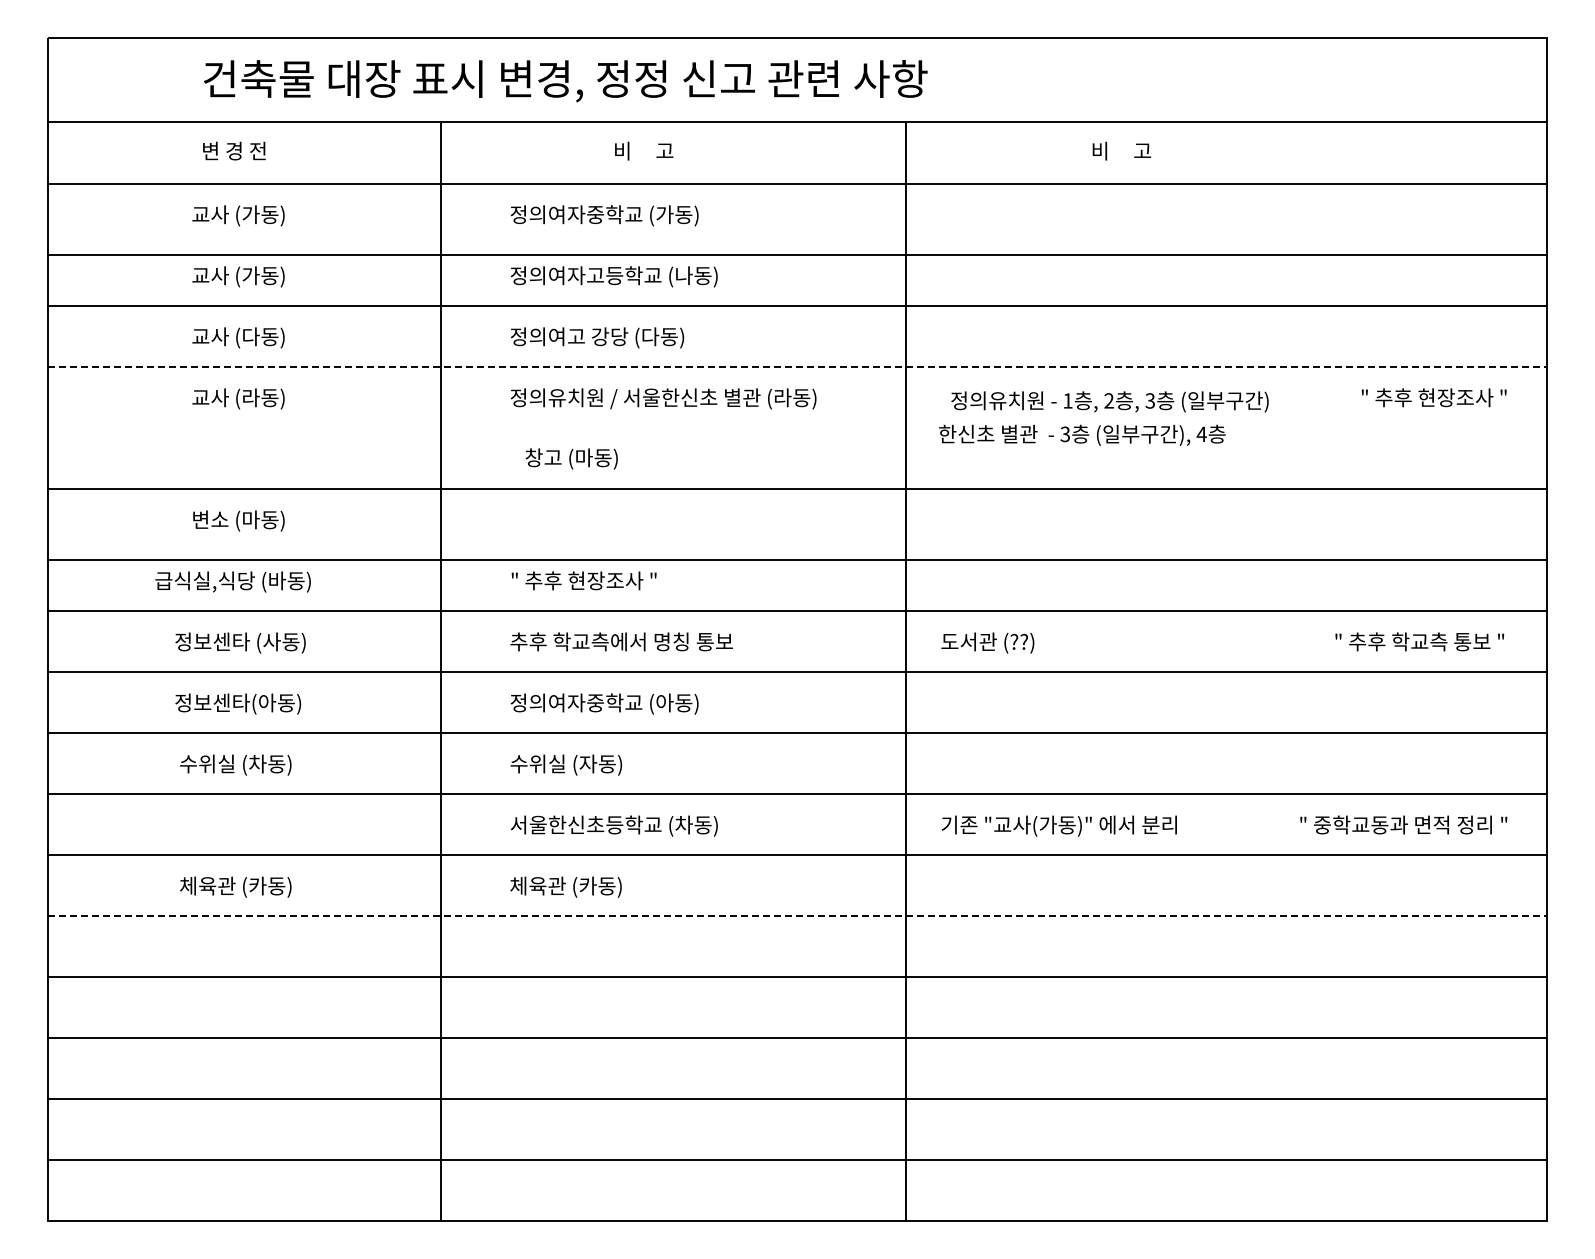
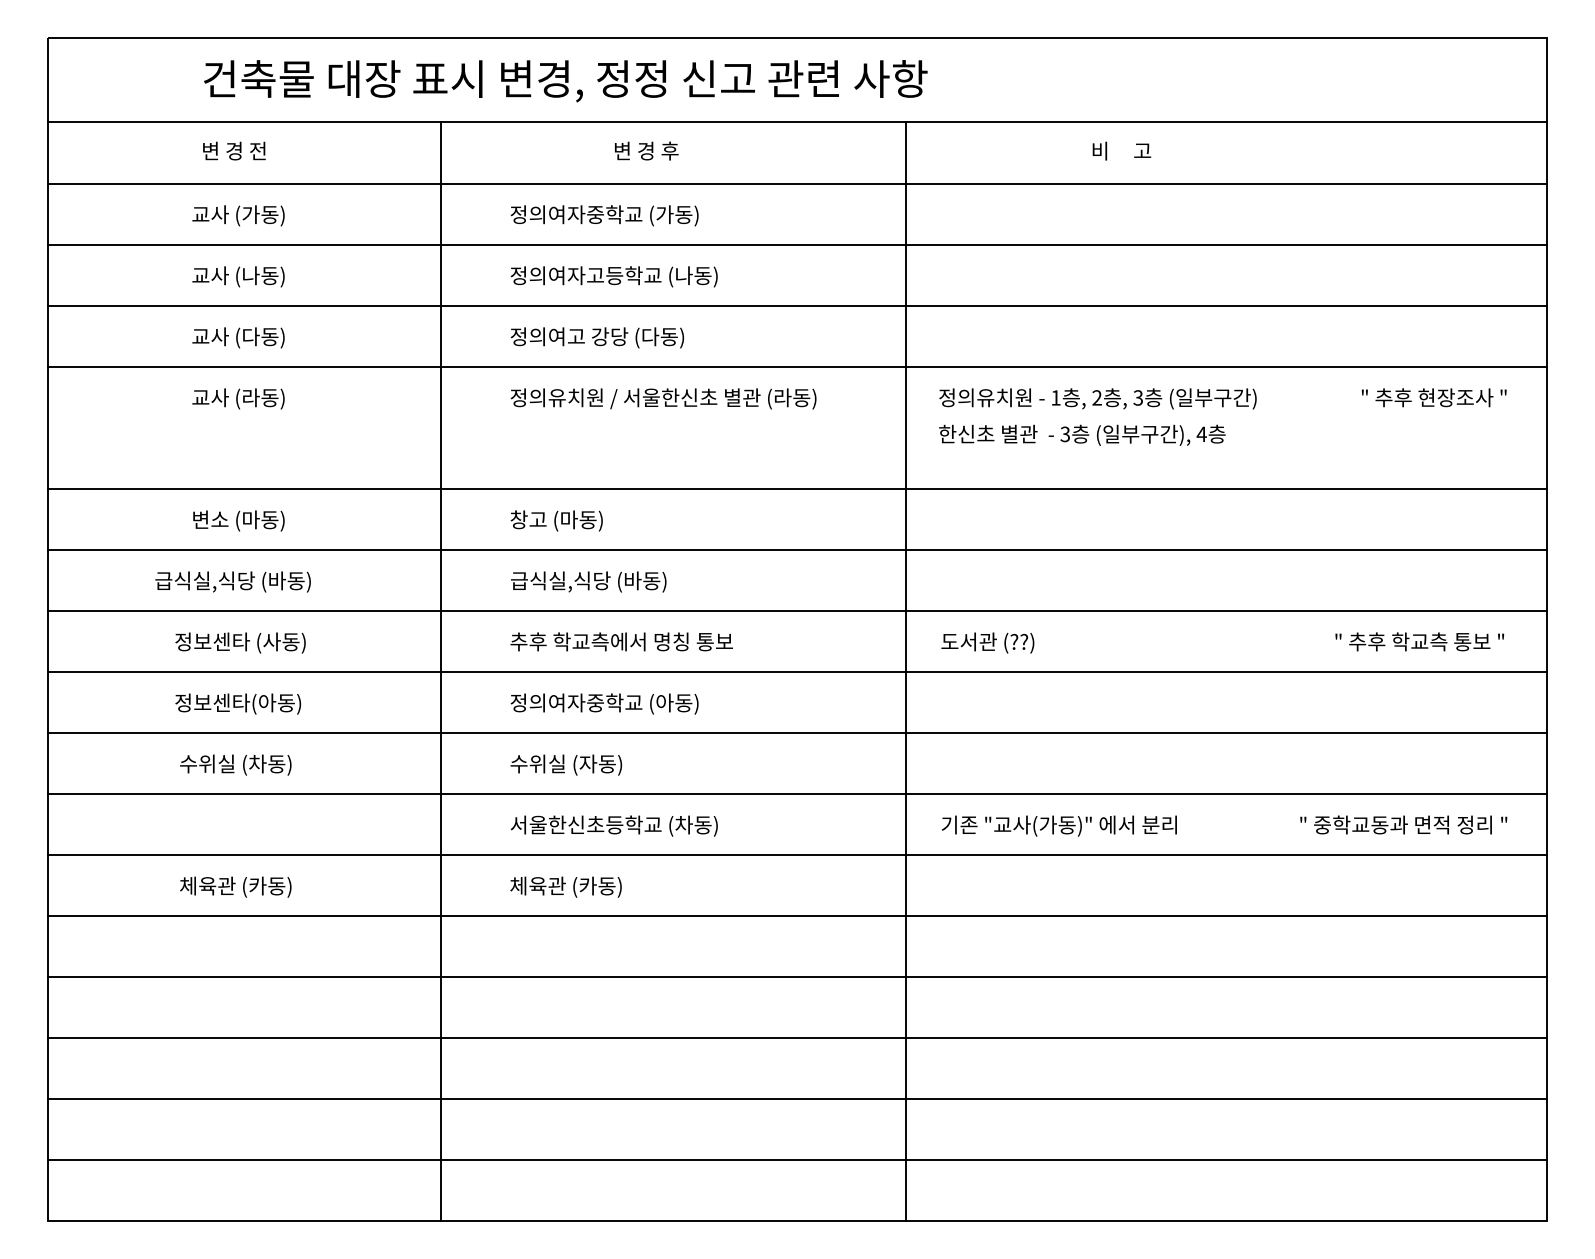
text: 비     고 -> 변 경 후 (646, 150)
line position: (797, 254) -> (797, 244) (797, 244)
text: 교사 (가동) -> 교사 (나동) (250, 274)
line: dashed -> solid (797, 366)
text position: (1109, 401) -> (1097, 398) (1097, 398)
text position: (571, 458) -> (556, 520) (556, 520)
line position: (797, 559) -> (797, 549) (797, 549)
text: " 추후 현장조사 " -> 급식실,식당 (바동) (588, 581)
line: dashed -> solid (797, 915)
